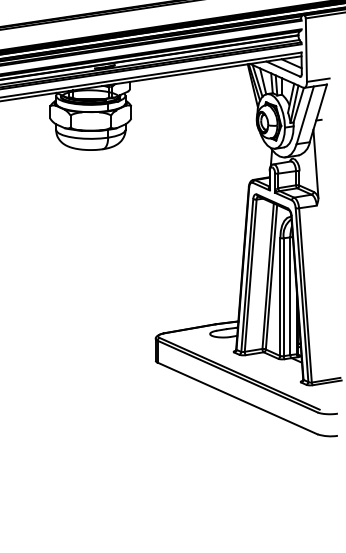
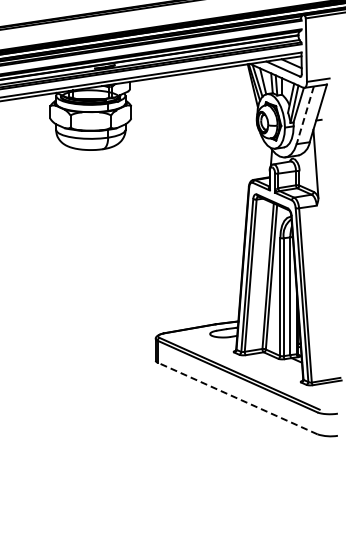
line: solid -> dashed (305, 115)
line: solid -> dashed (237, 398)
